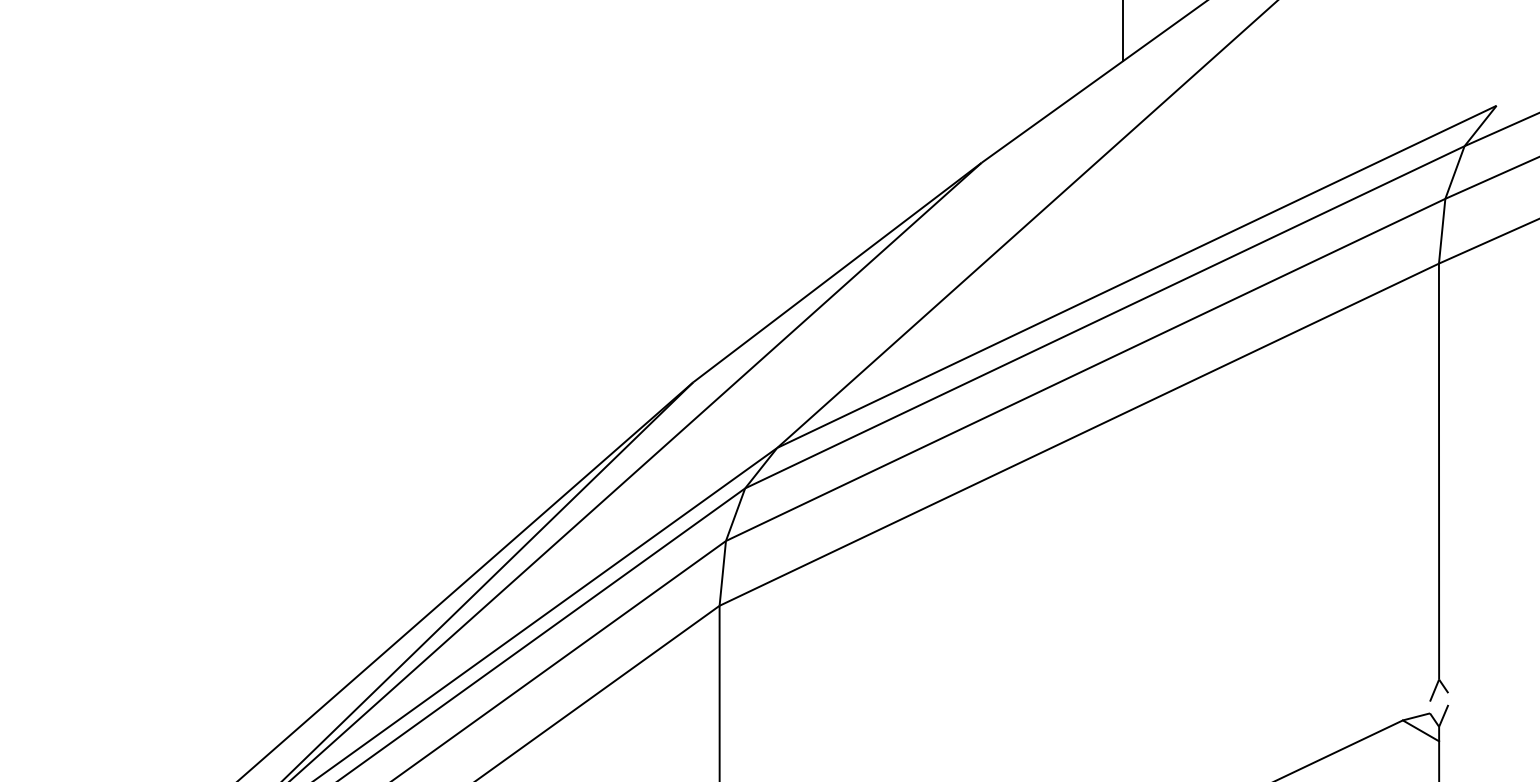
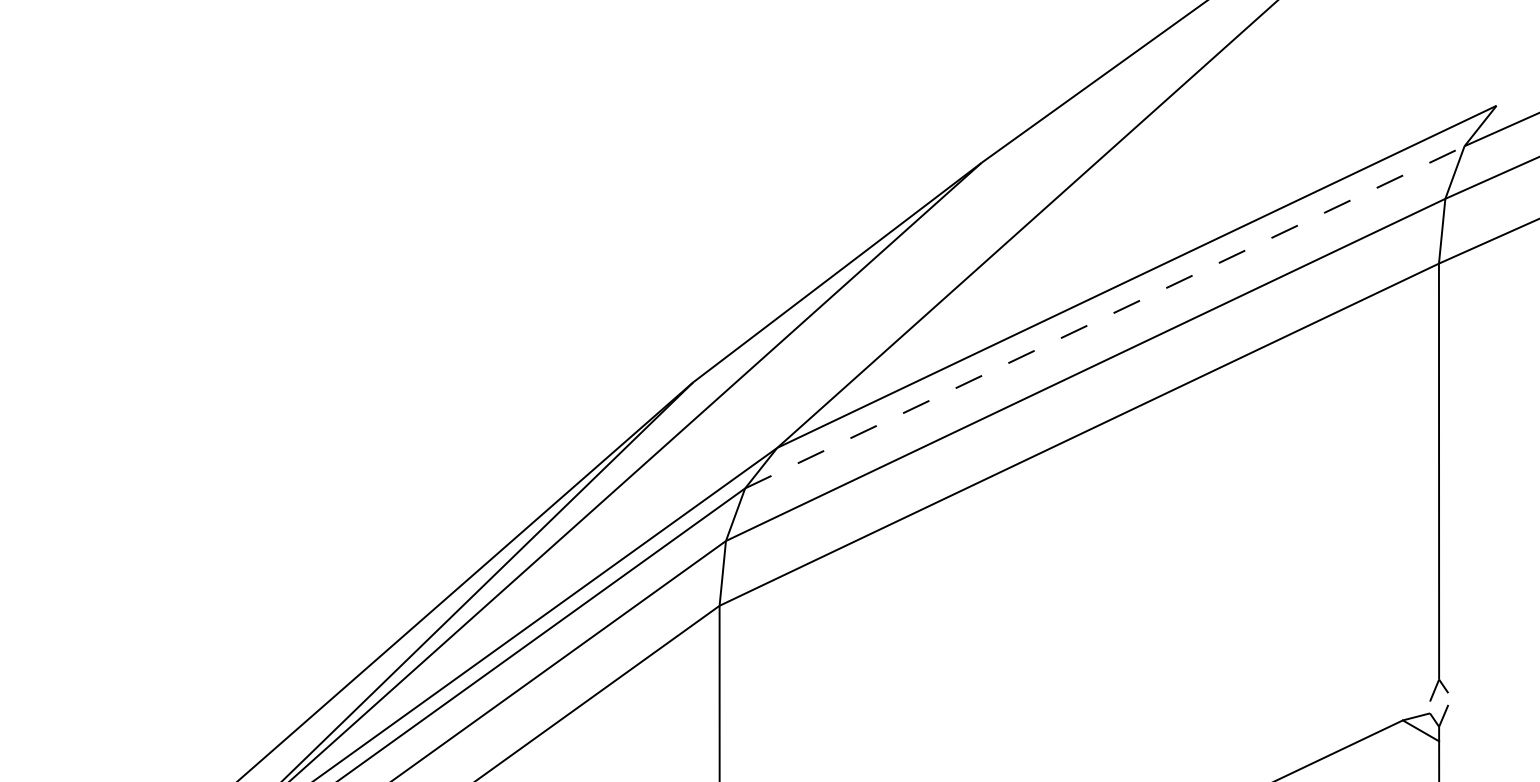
line: present -> none (1123, 31)
line: solid -> dashed (1105, 316)
